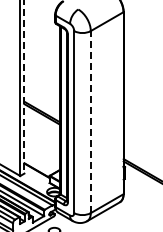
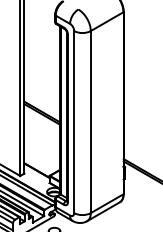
line: dashed -> solid (24, 87)
line: dashed -> solid (90, 121)
